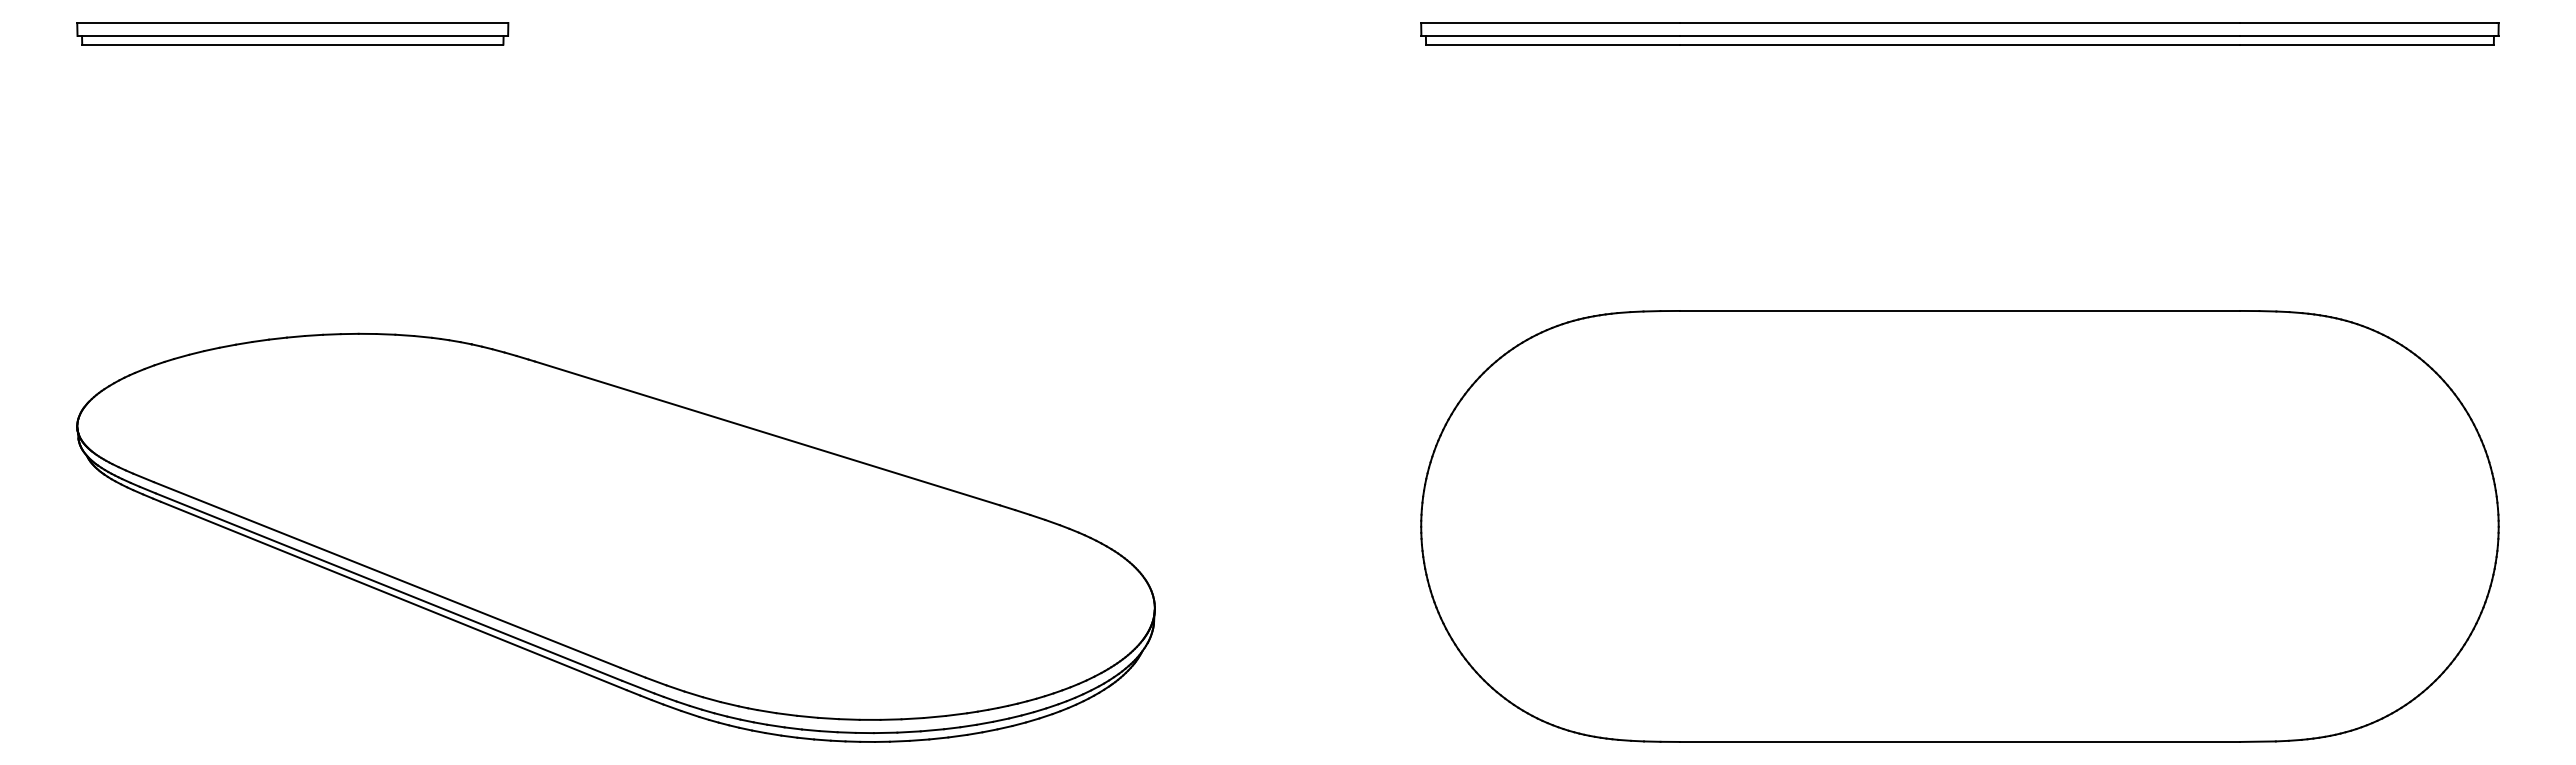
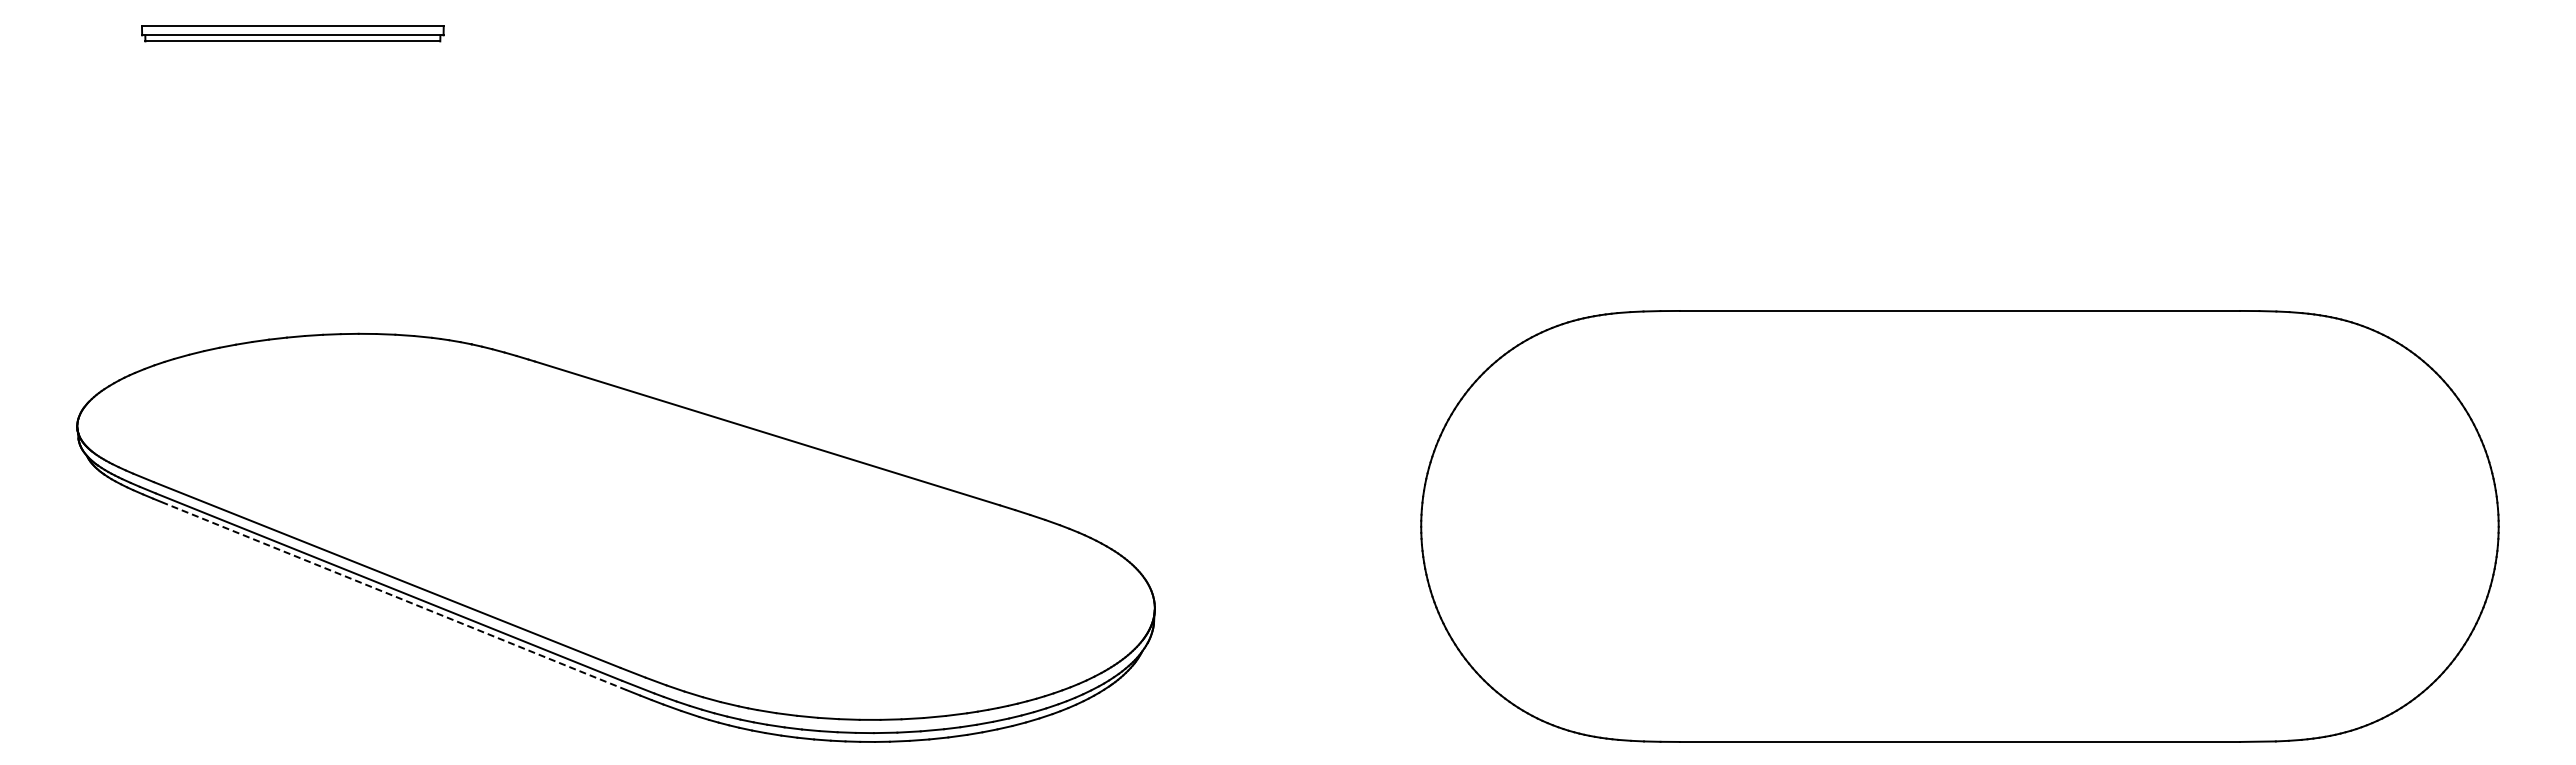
part size: 434x24 px -> 304x18 px (292, 33)
part: present -> none (1959, 33)
line: solid -> dashed (393, 595)
